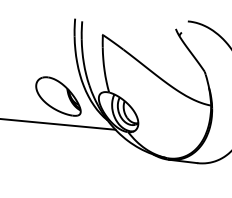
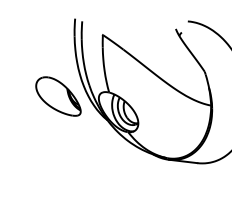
line: present -> none (58, 124)
